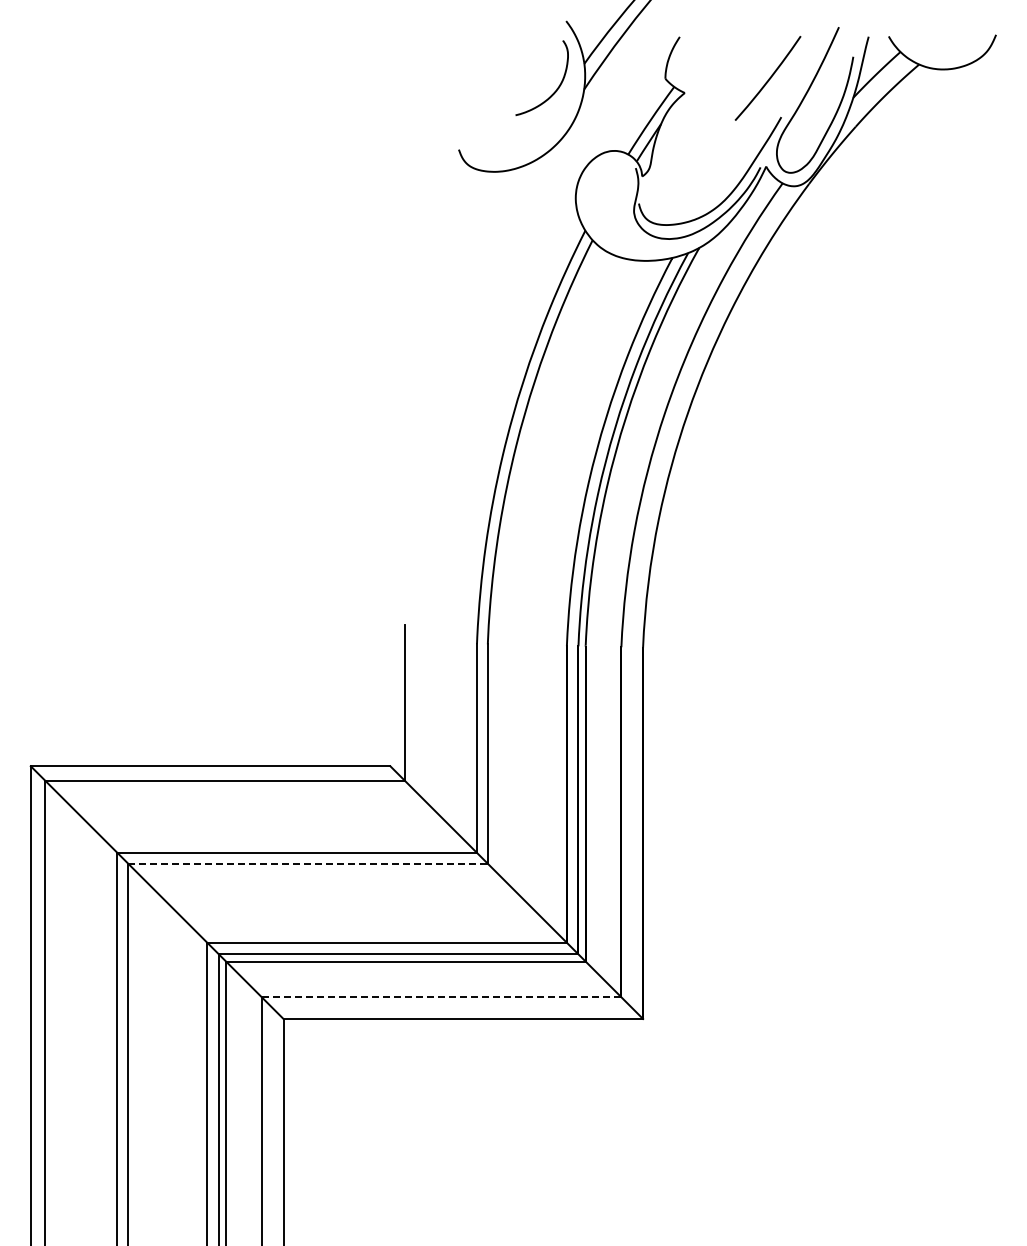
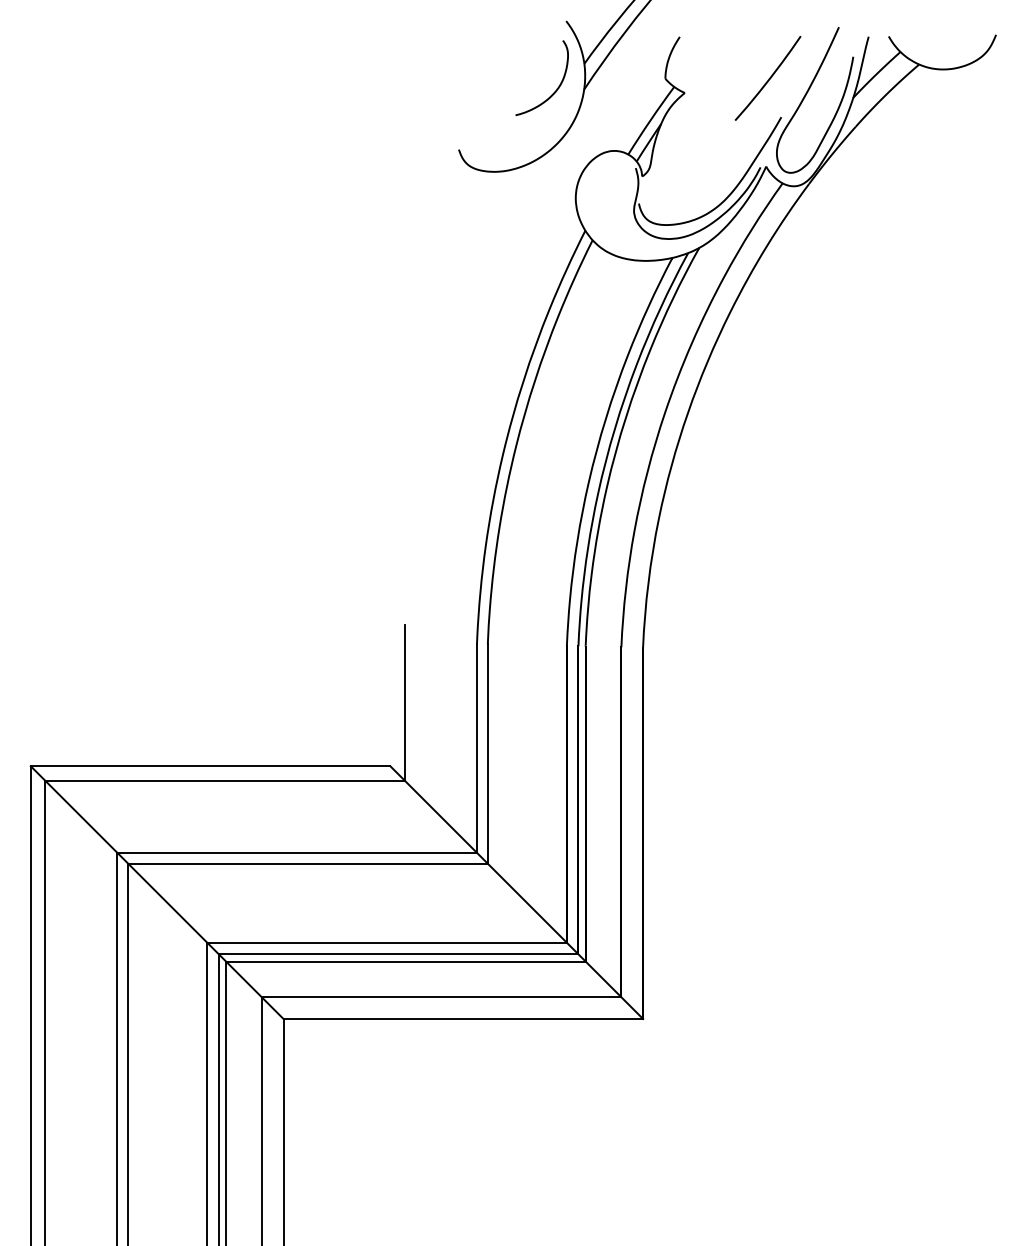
line: dashed -> solid (308, 863)
line: dashed -> solid (441, 997)
